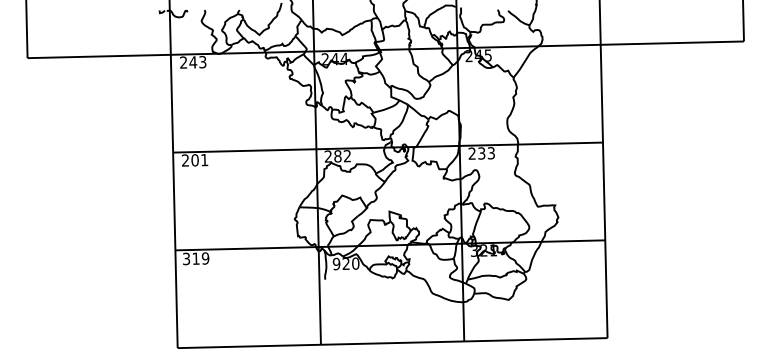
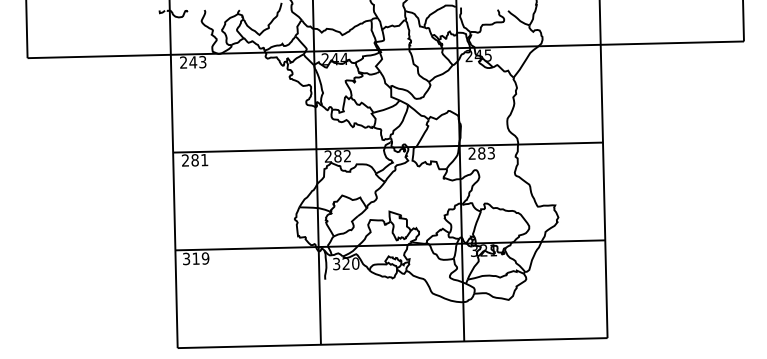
text: 233 -> 283 (481, 153)
text: 201 -> 281 (194, 160)
text: 920 -> 320 (336, 264)
